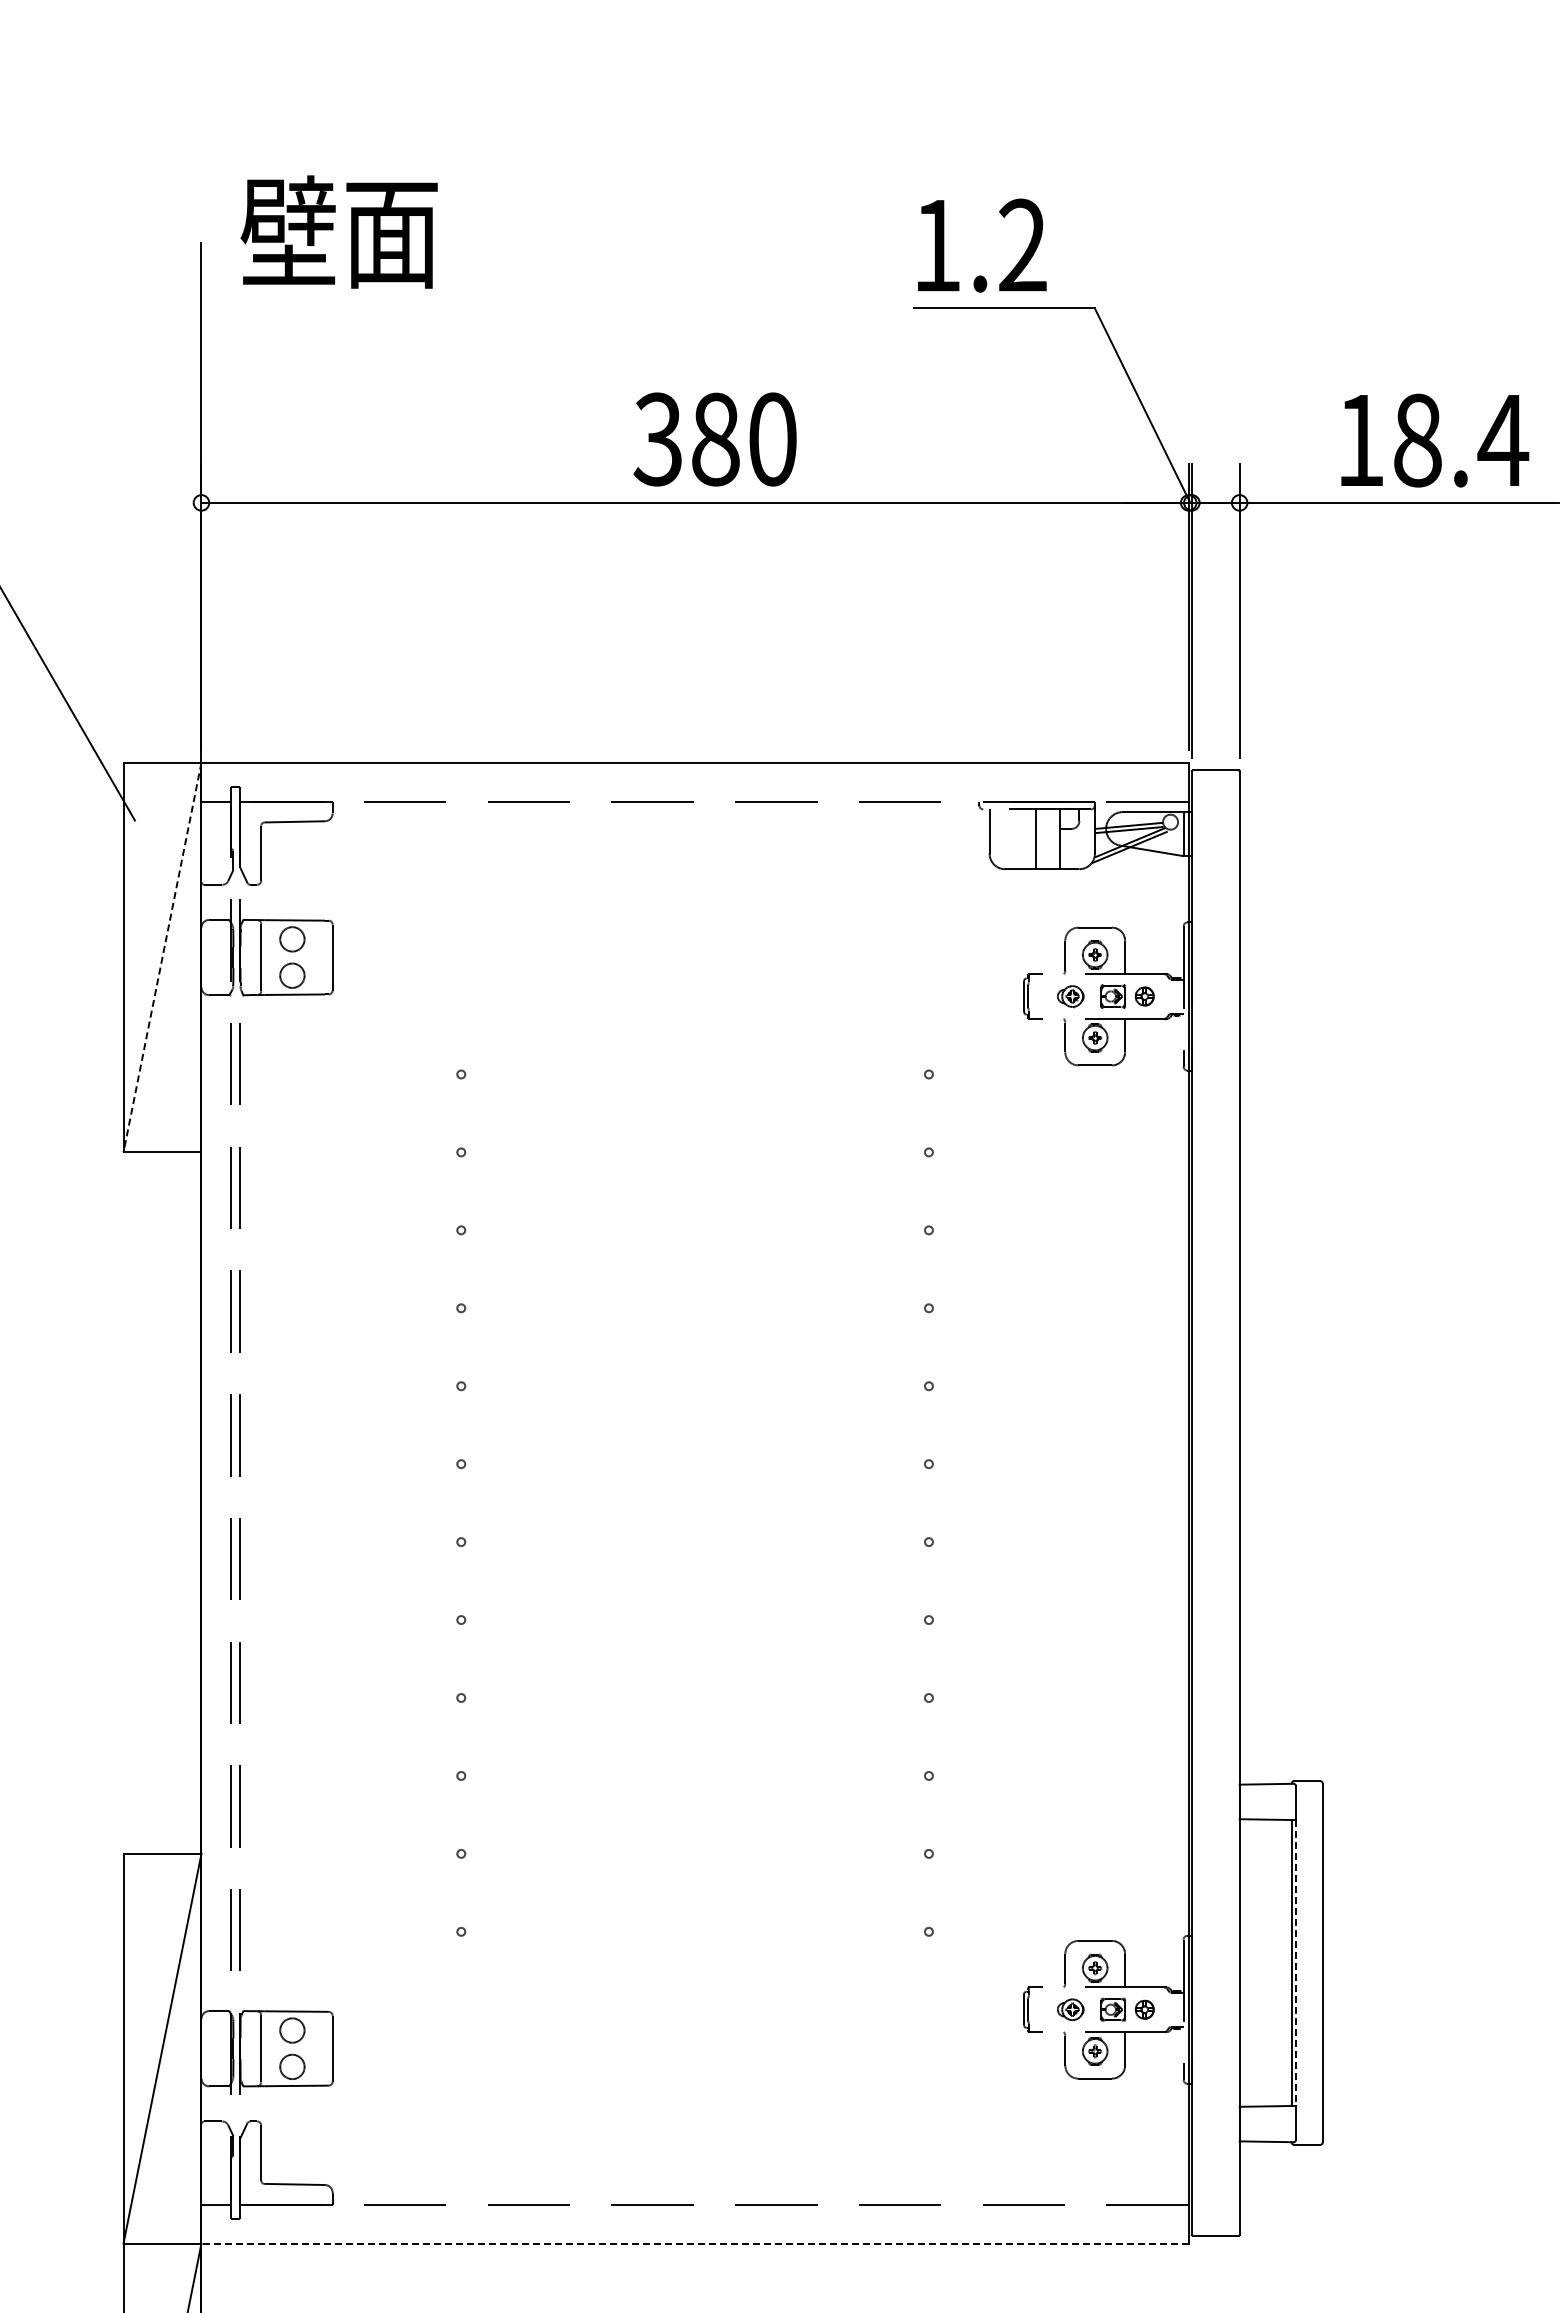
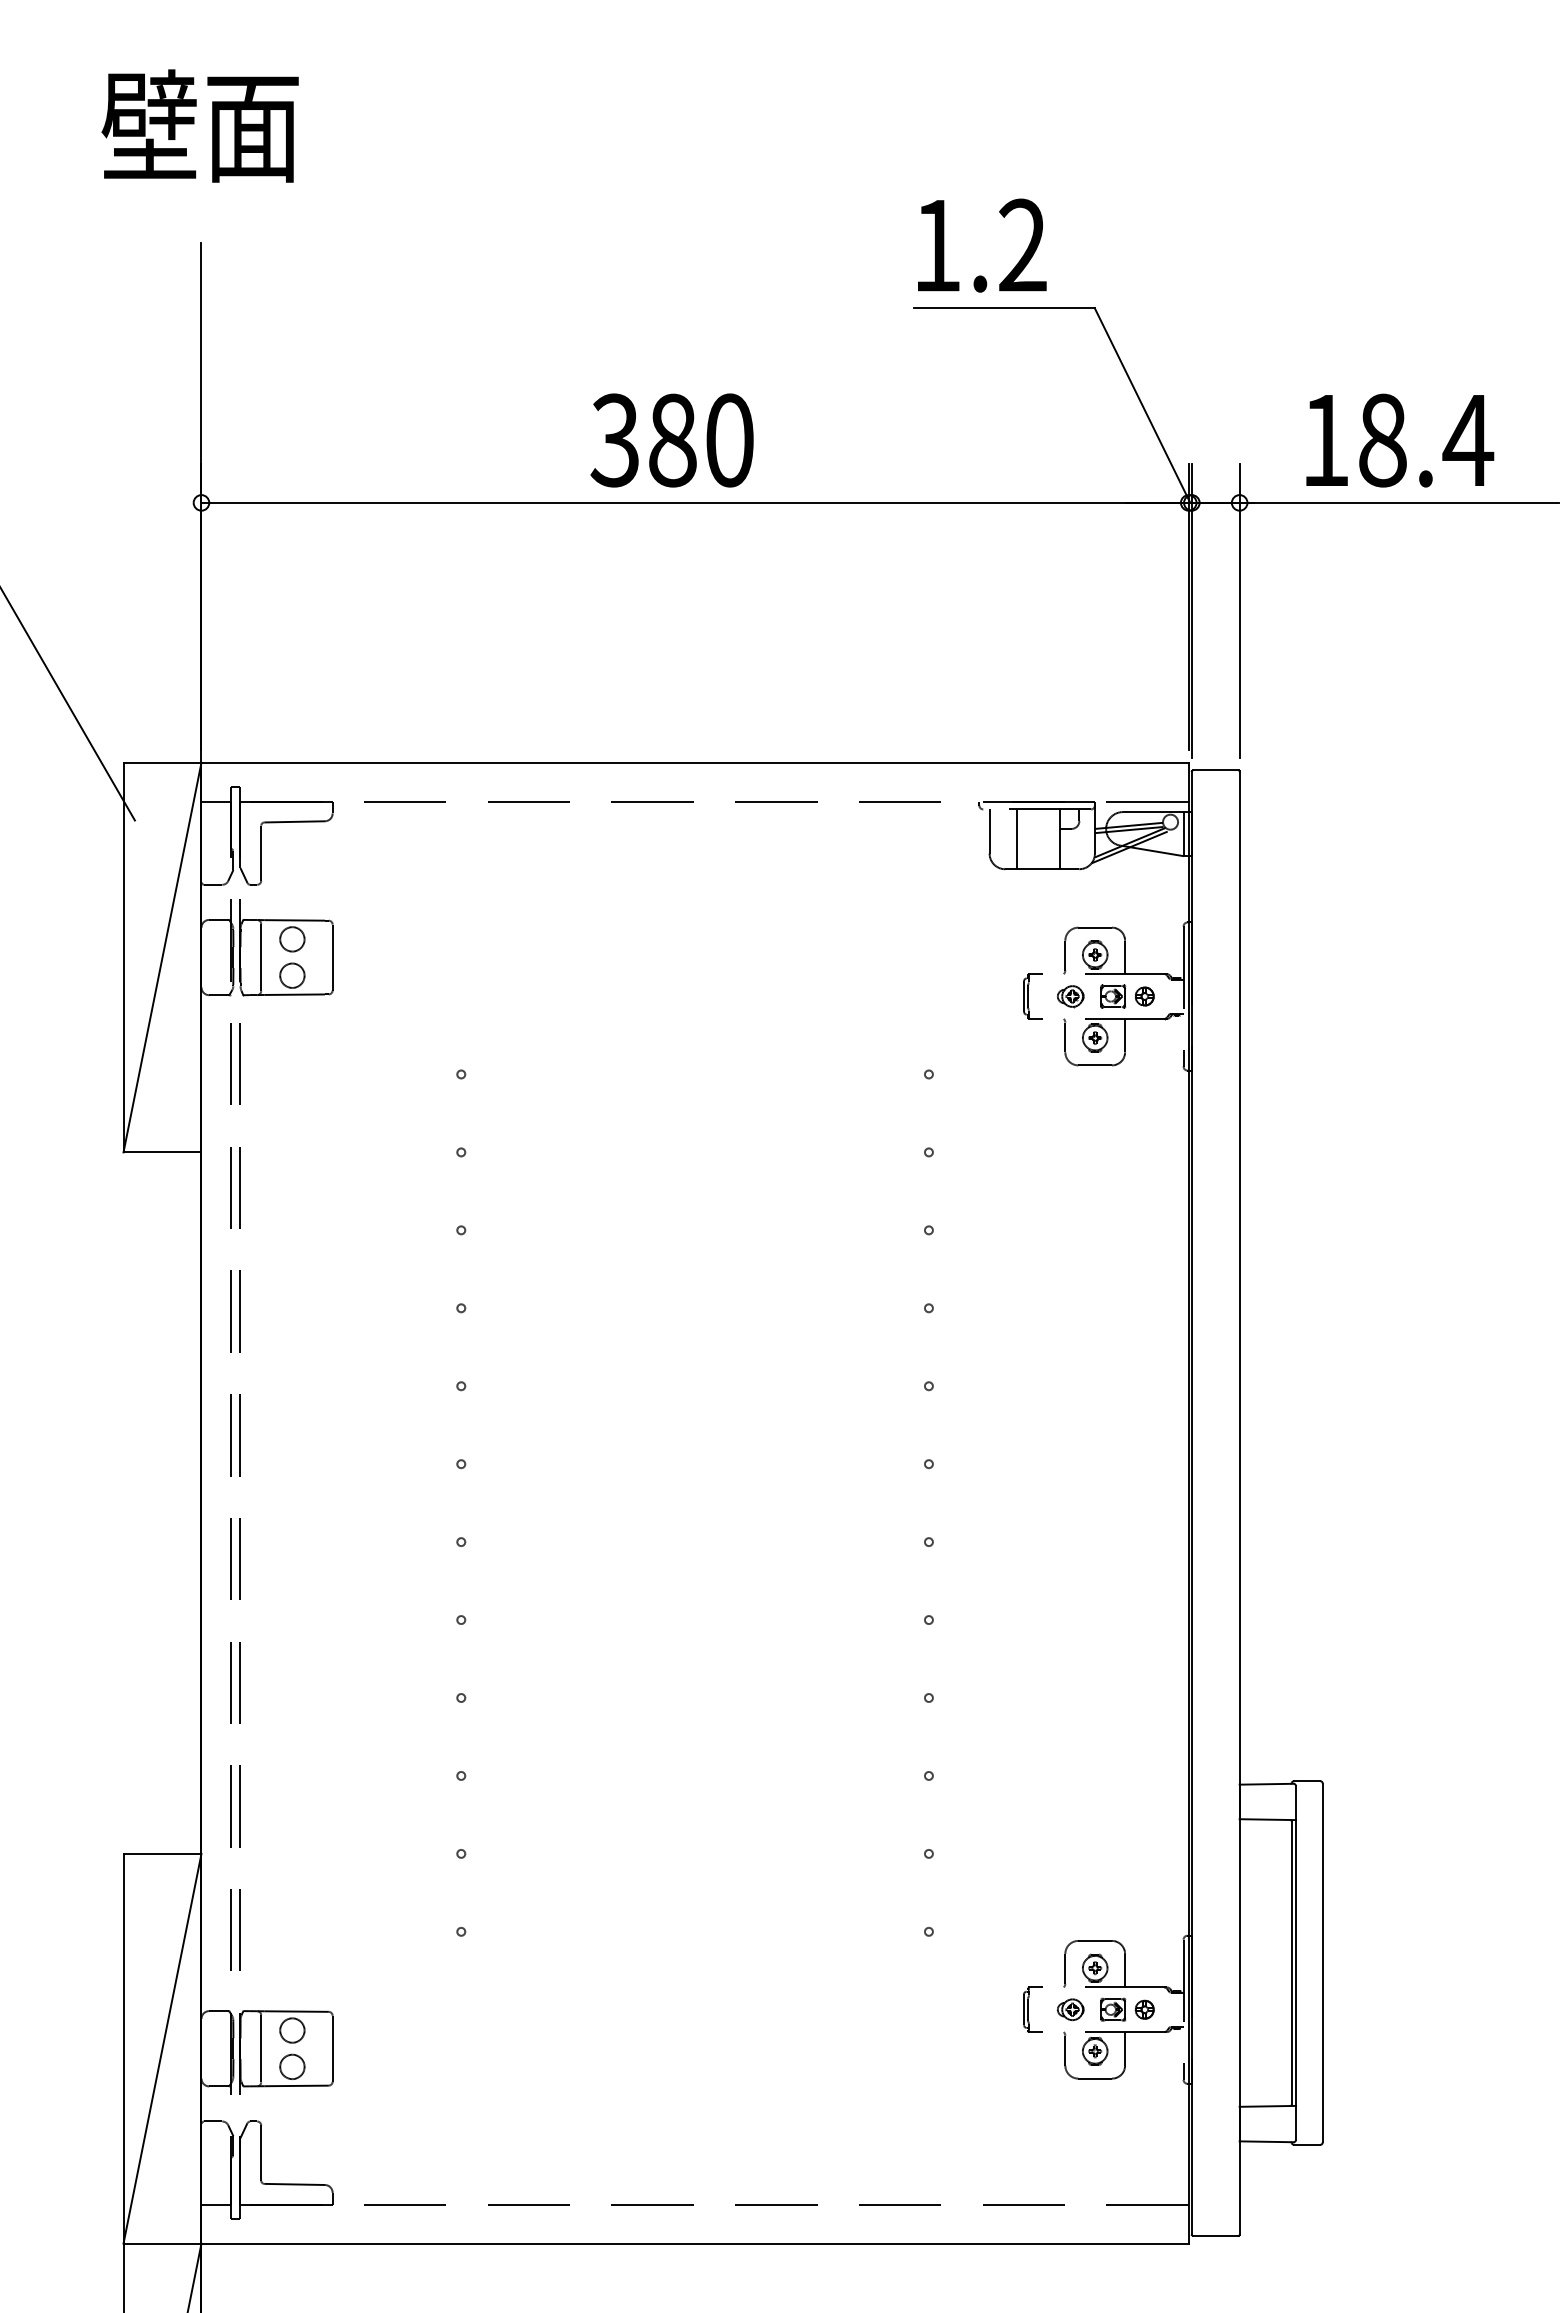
text position: (338, 231) -> (199, 125) (199, 125)
text position: (714, 439) -> (671, 440) (671, 440)
text position: (1435, 440) -> (1400, 440) (1400, 440)
line position: (1036, 839) -> (1017, 839) (1017, 839)
line: dashed -> solid (162, 957)
line: dashed -> solid (1296, 1963)
line: dashed -> solid (695, 2243)
